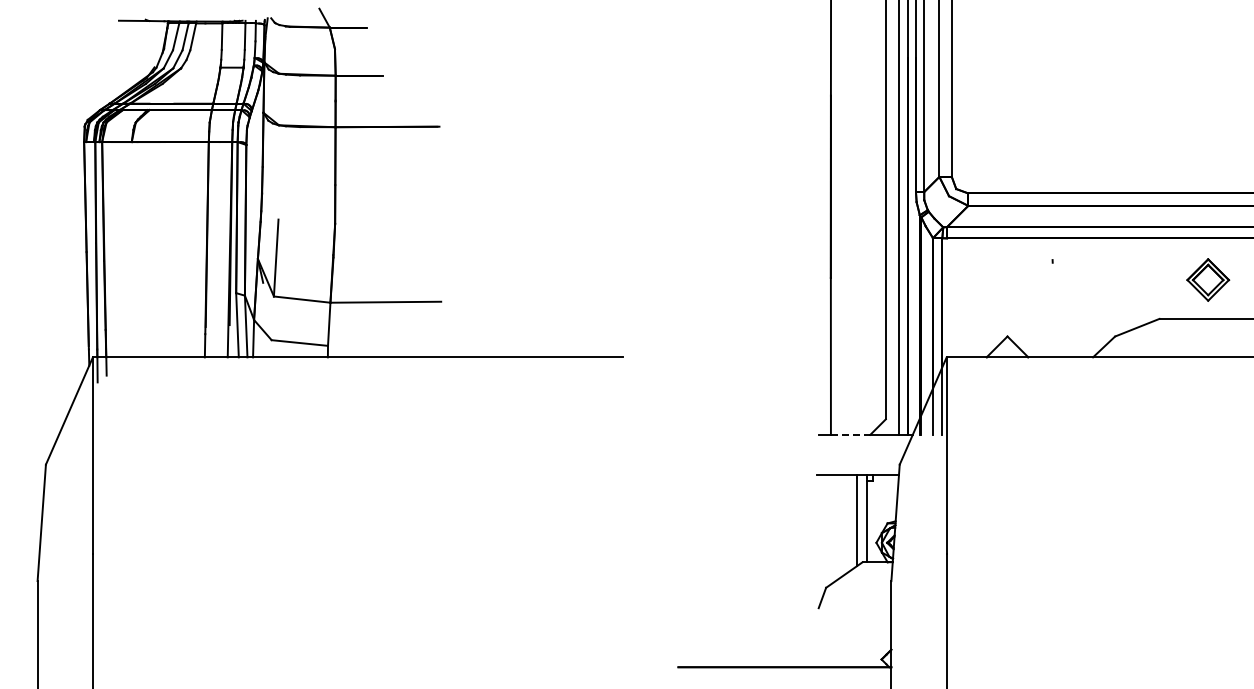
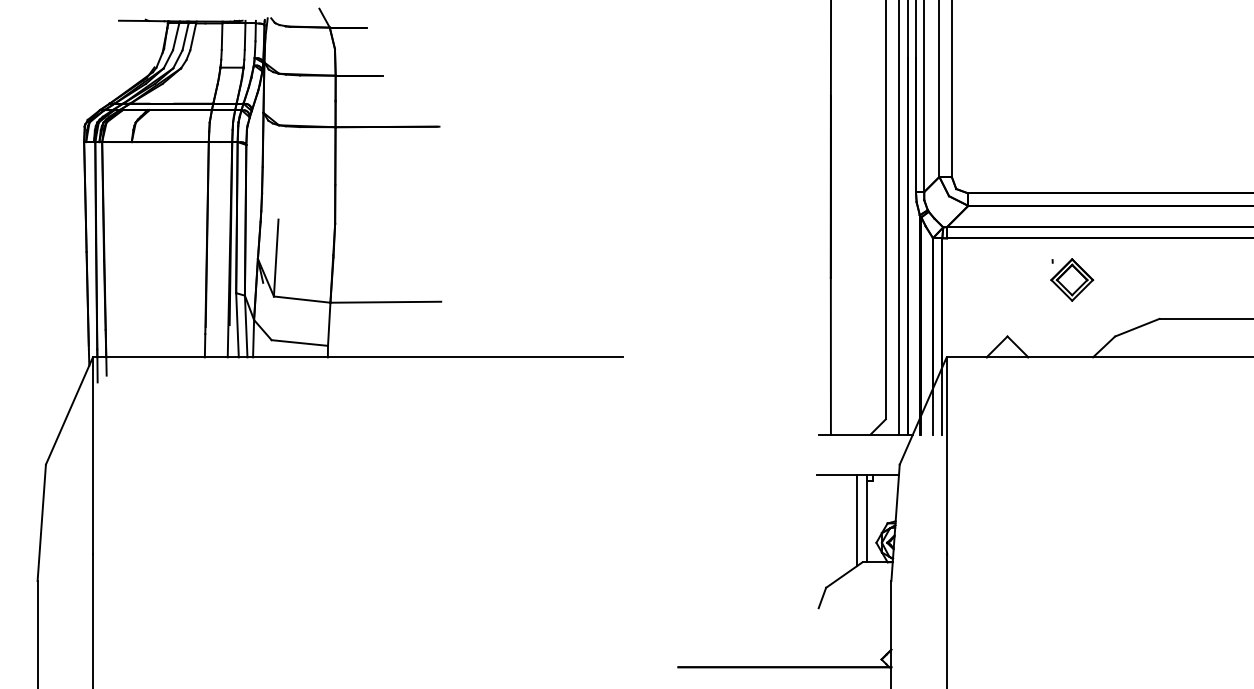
part position: (1208, 279) -> (1072, 279) (1072, 279)
line: dashed -> solid (850, 434)
